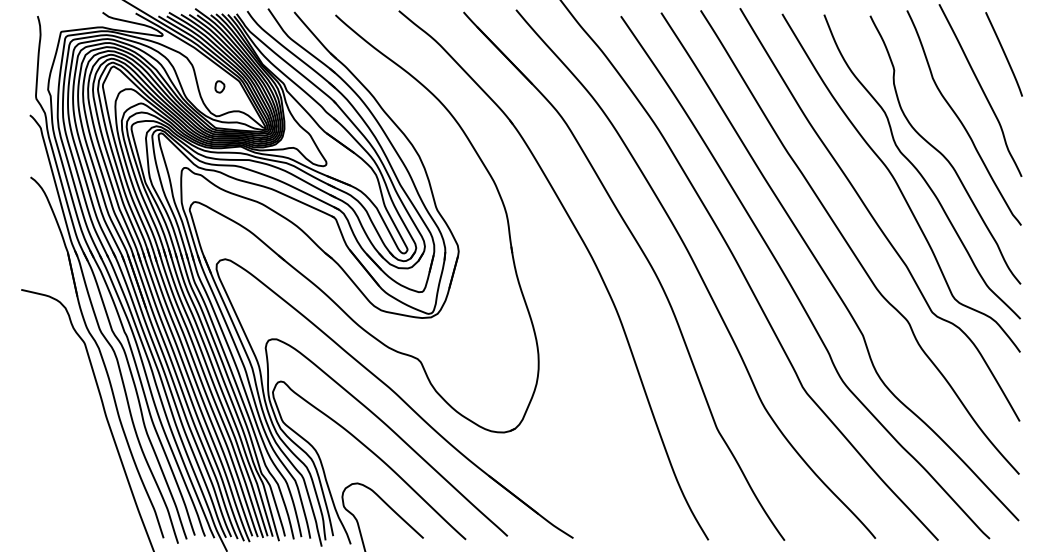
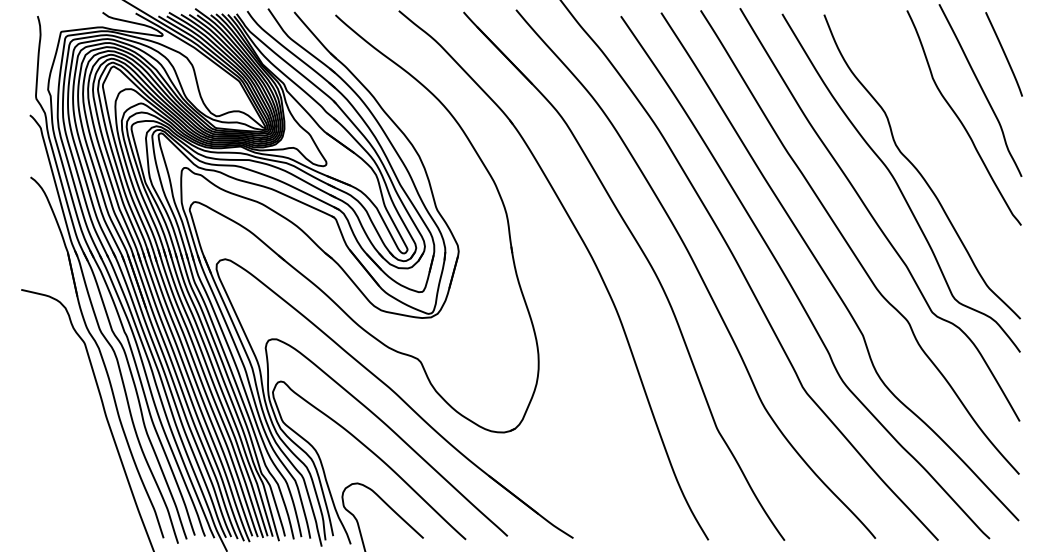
part: present -> none (219, 86)
curve: present -> none (941, 152)
